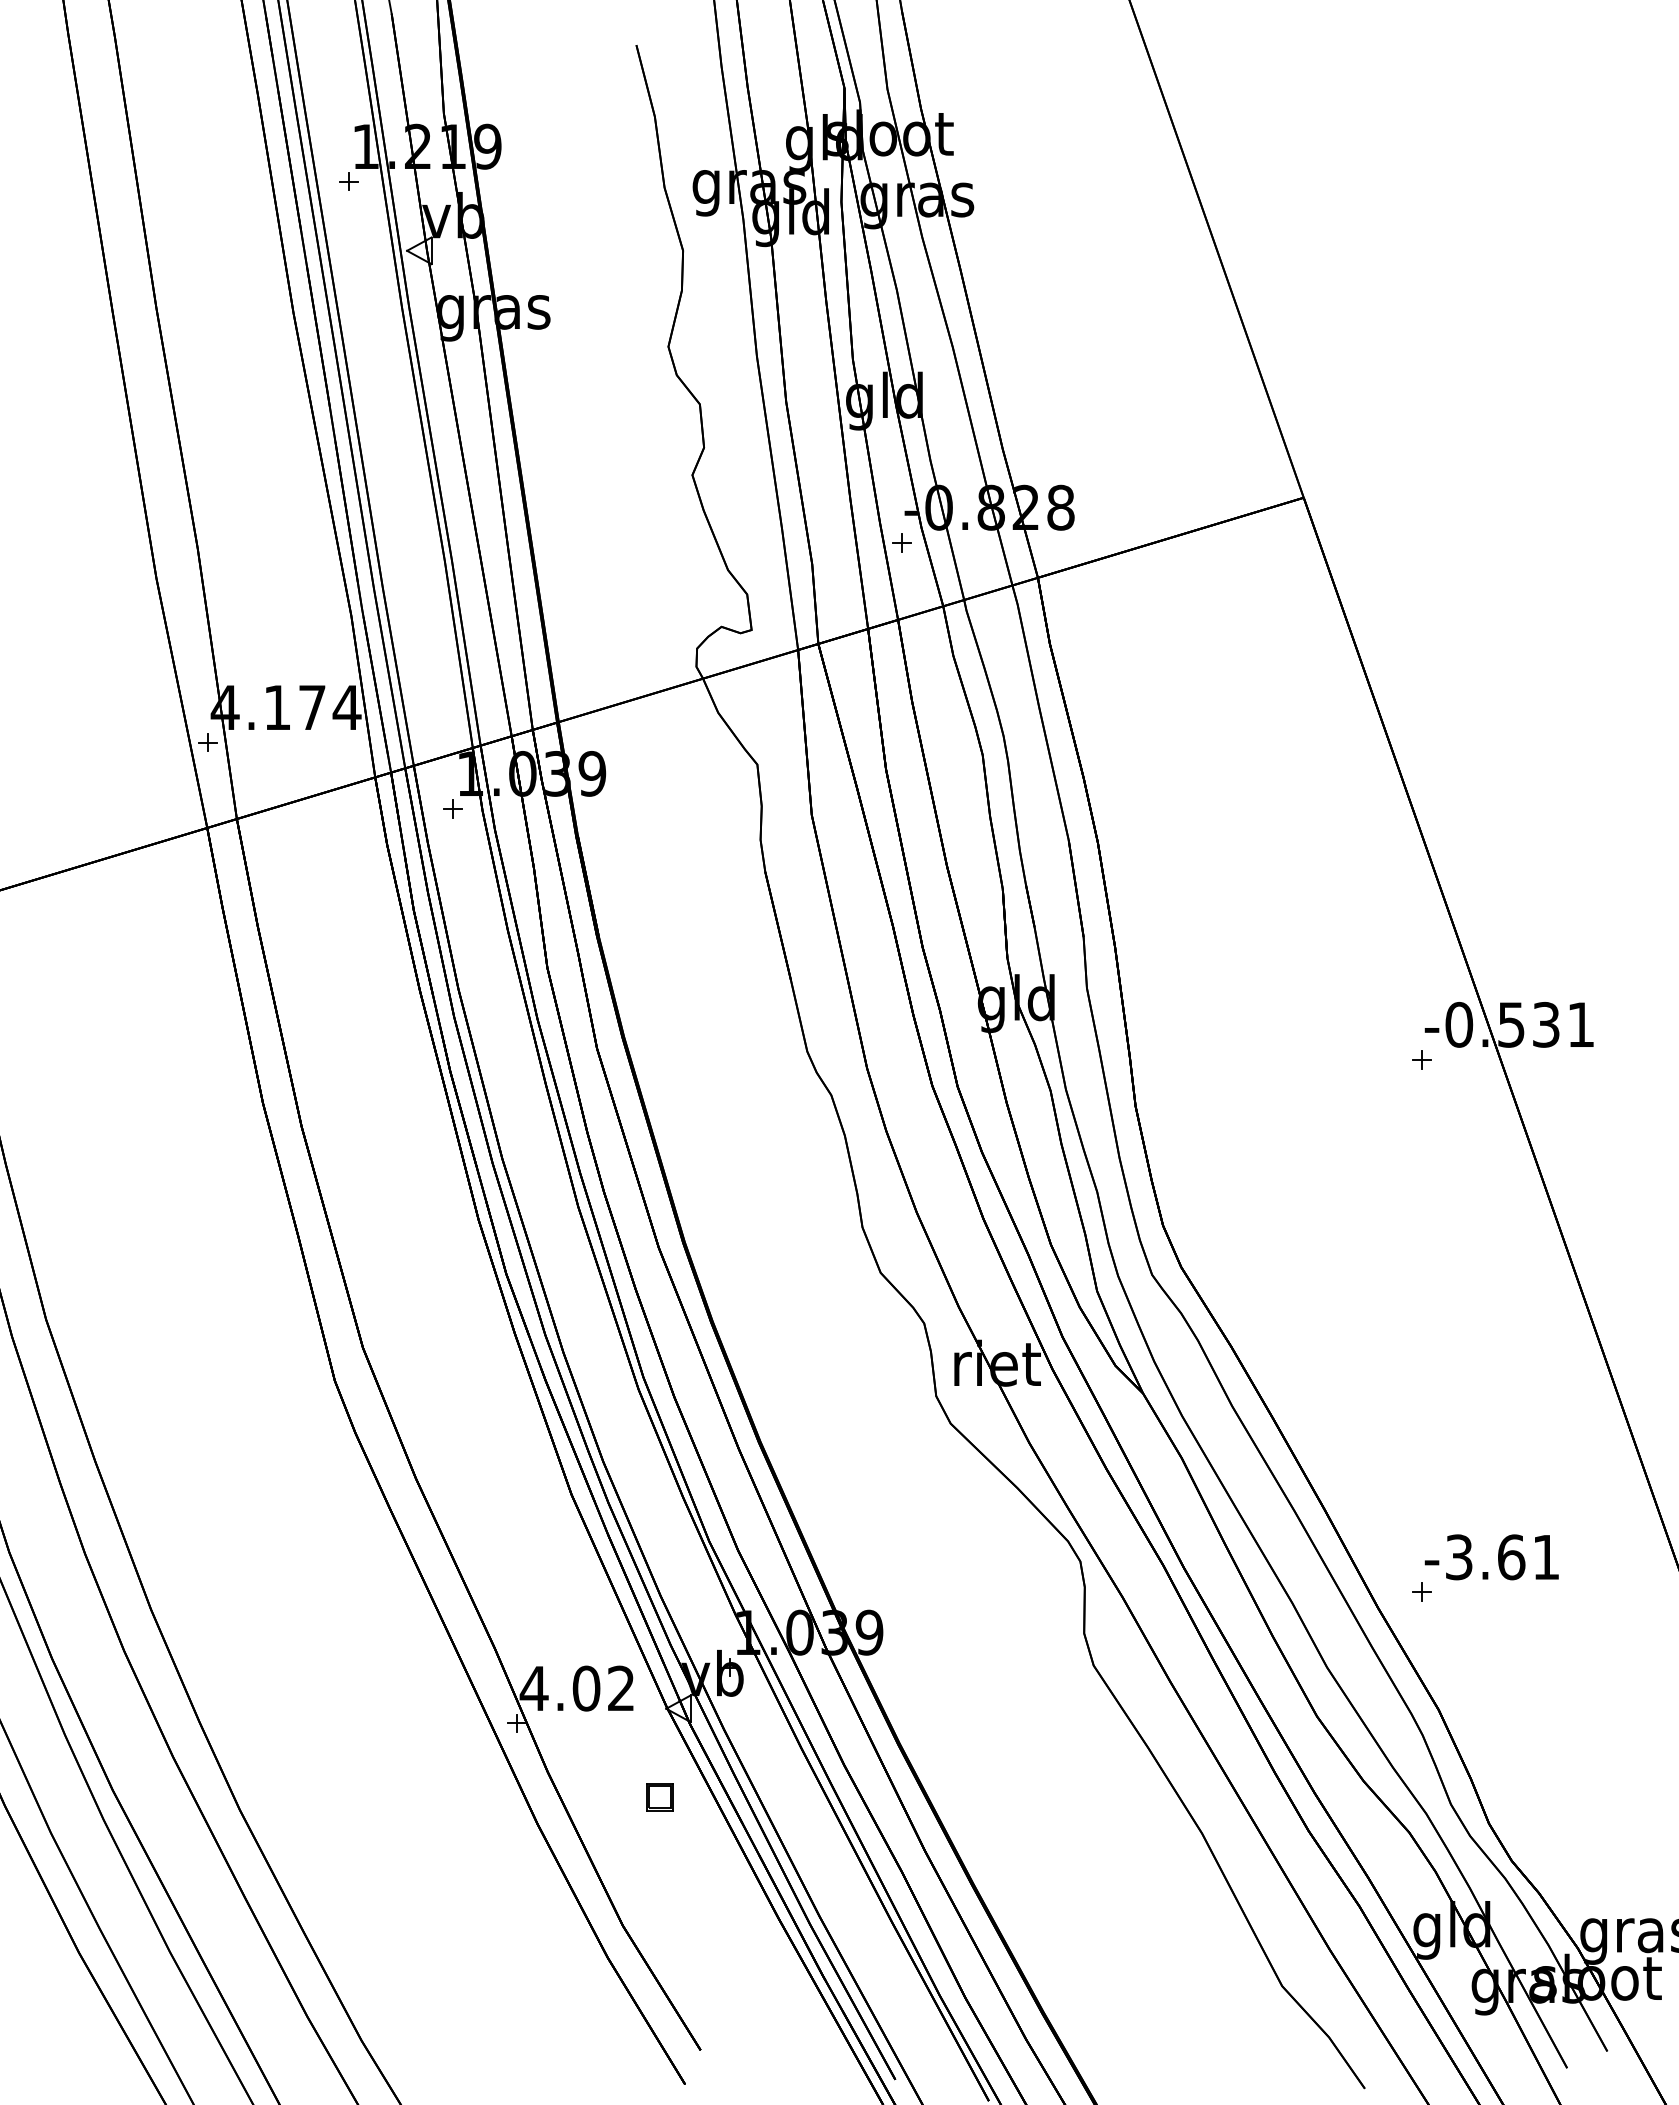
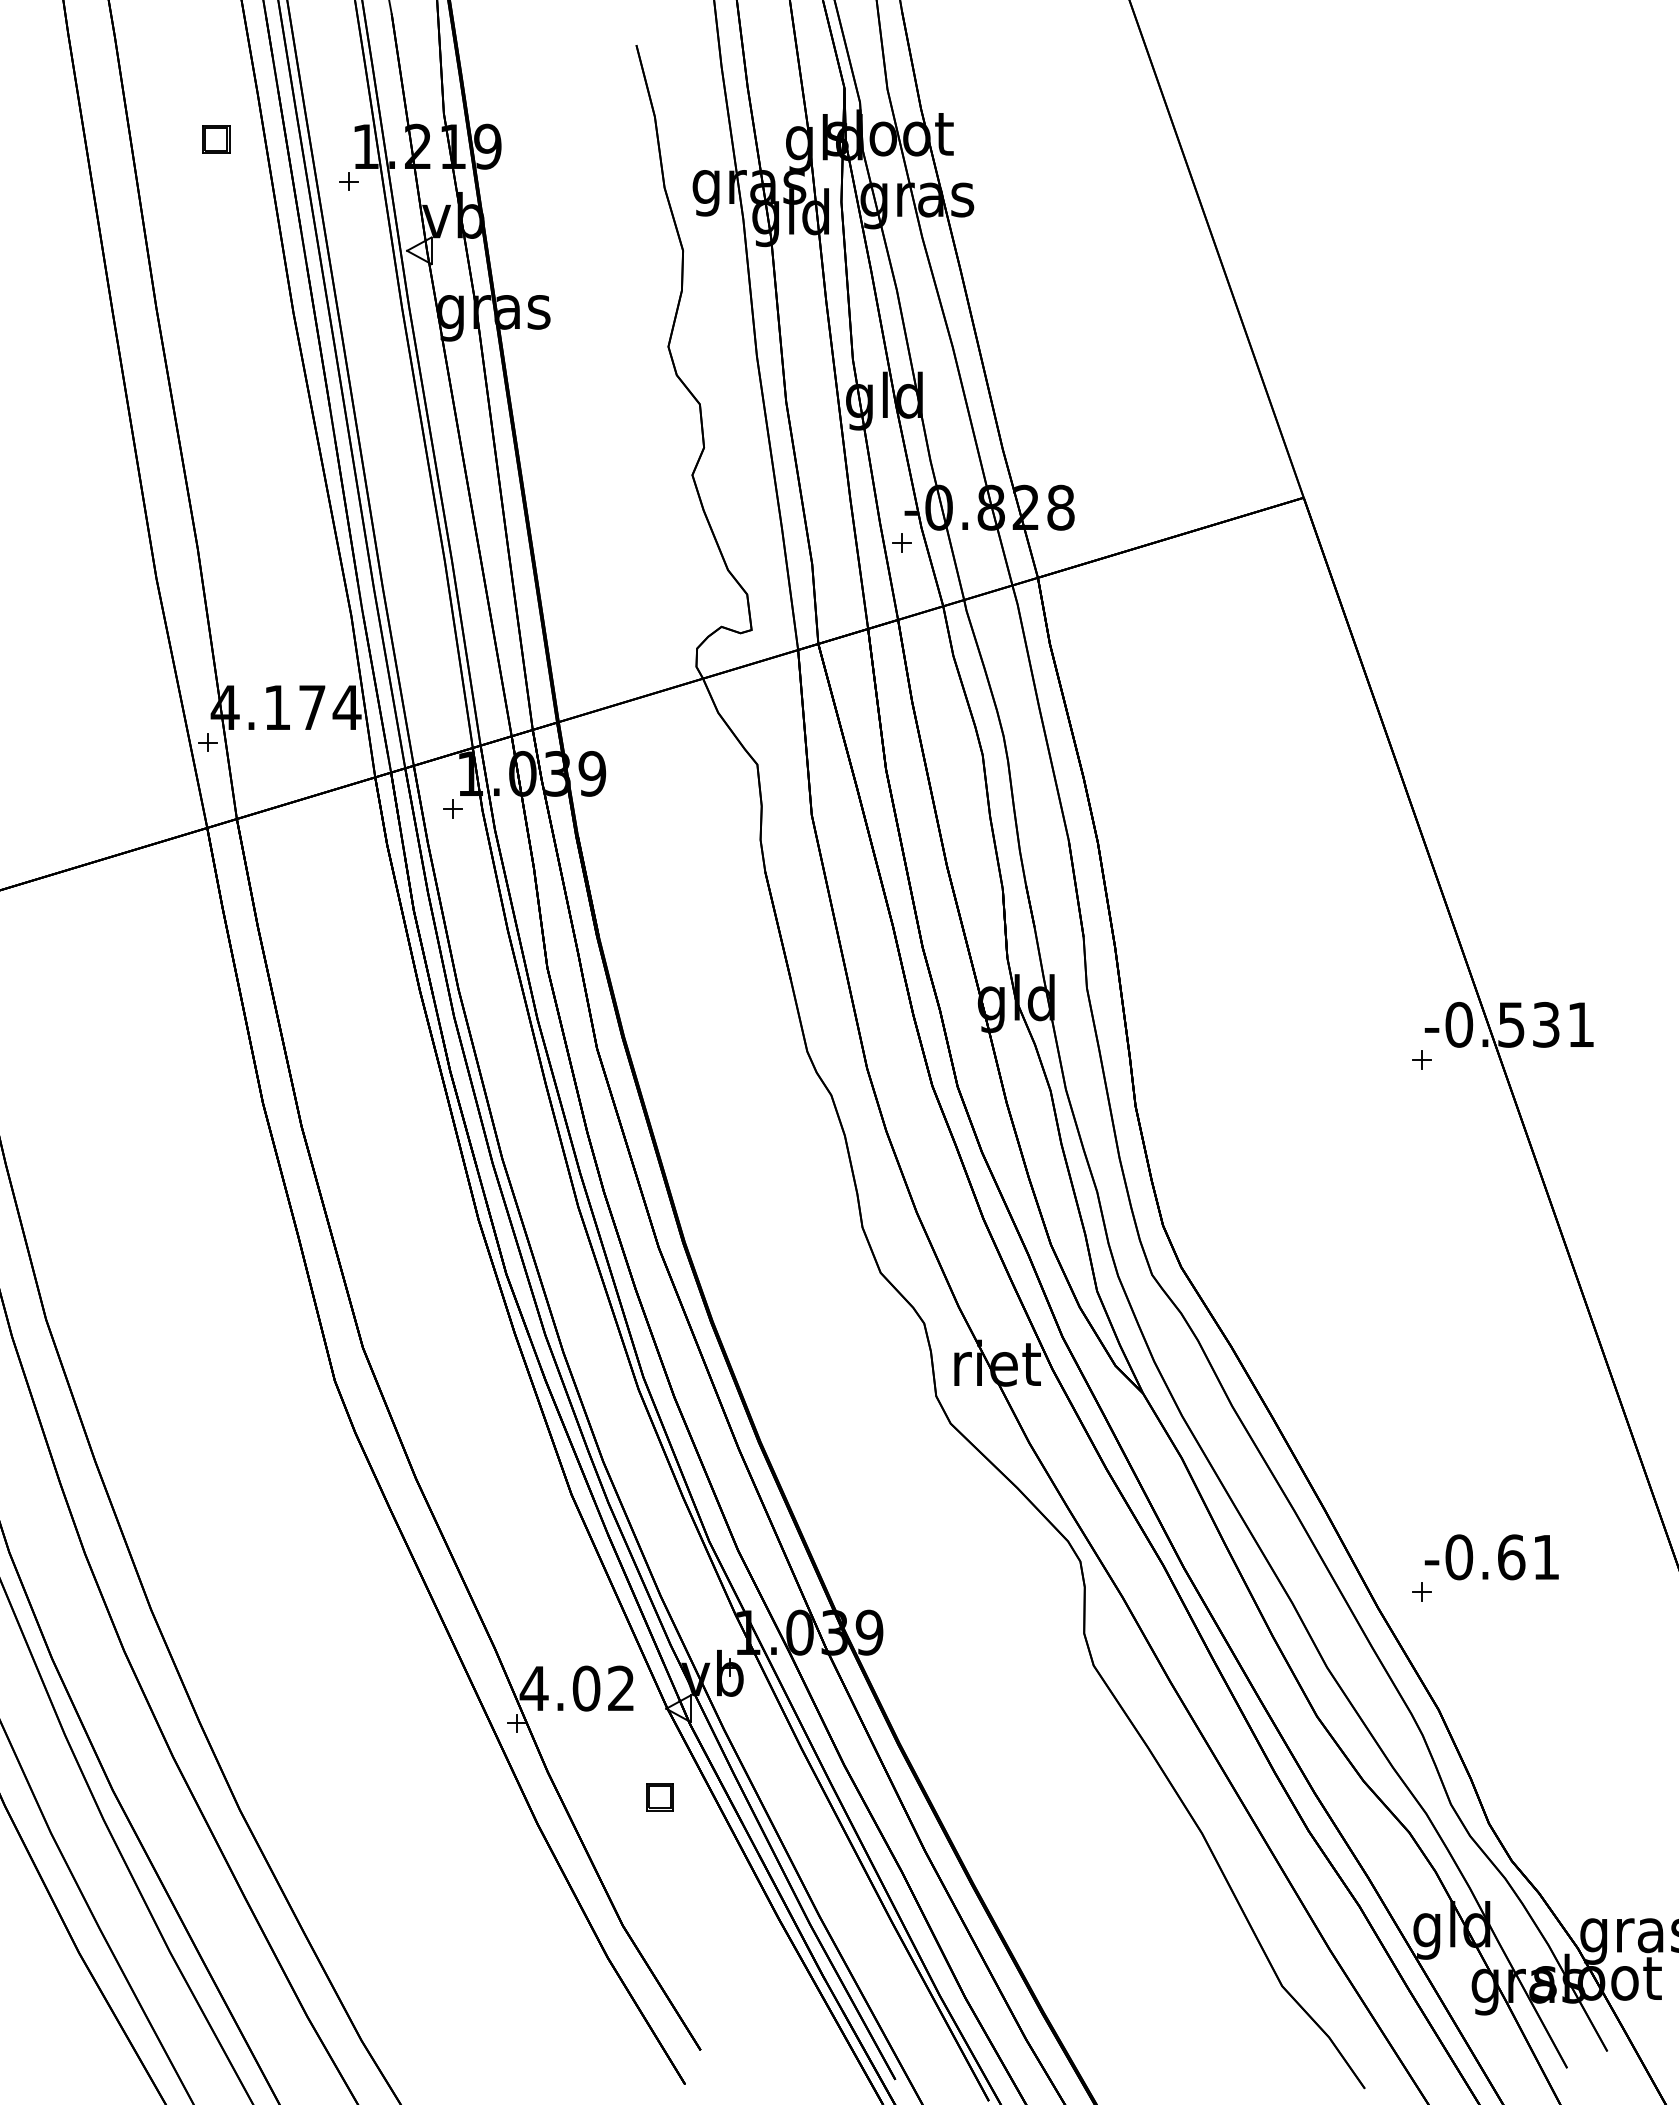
part: none -> present (216, 139)
text: -3.61 -> -0.61 (1459, 1557)
